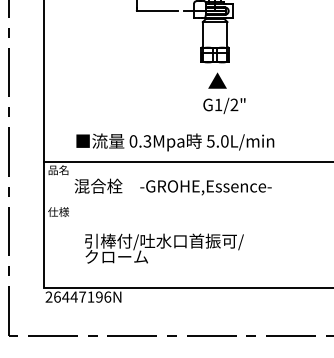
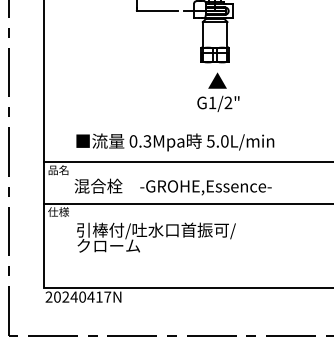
text position: (224, 105) -> (218, 103) (218, 103)
line: none -> present (187, 204)
text position: (164, 248) -> (156, 237) (156, 237)
text: 26447196N -> 20240417N (82, 296)
